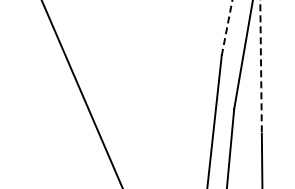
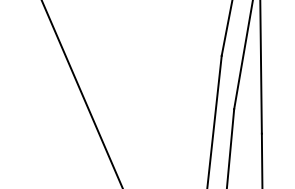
line: dashed -> solid (227, 28)
line: dashed -> solid (261, 66)
